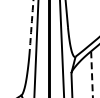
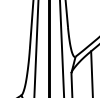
arc: dashed -> solid (31, 25)
line: dashed -> solid (92, 74)
